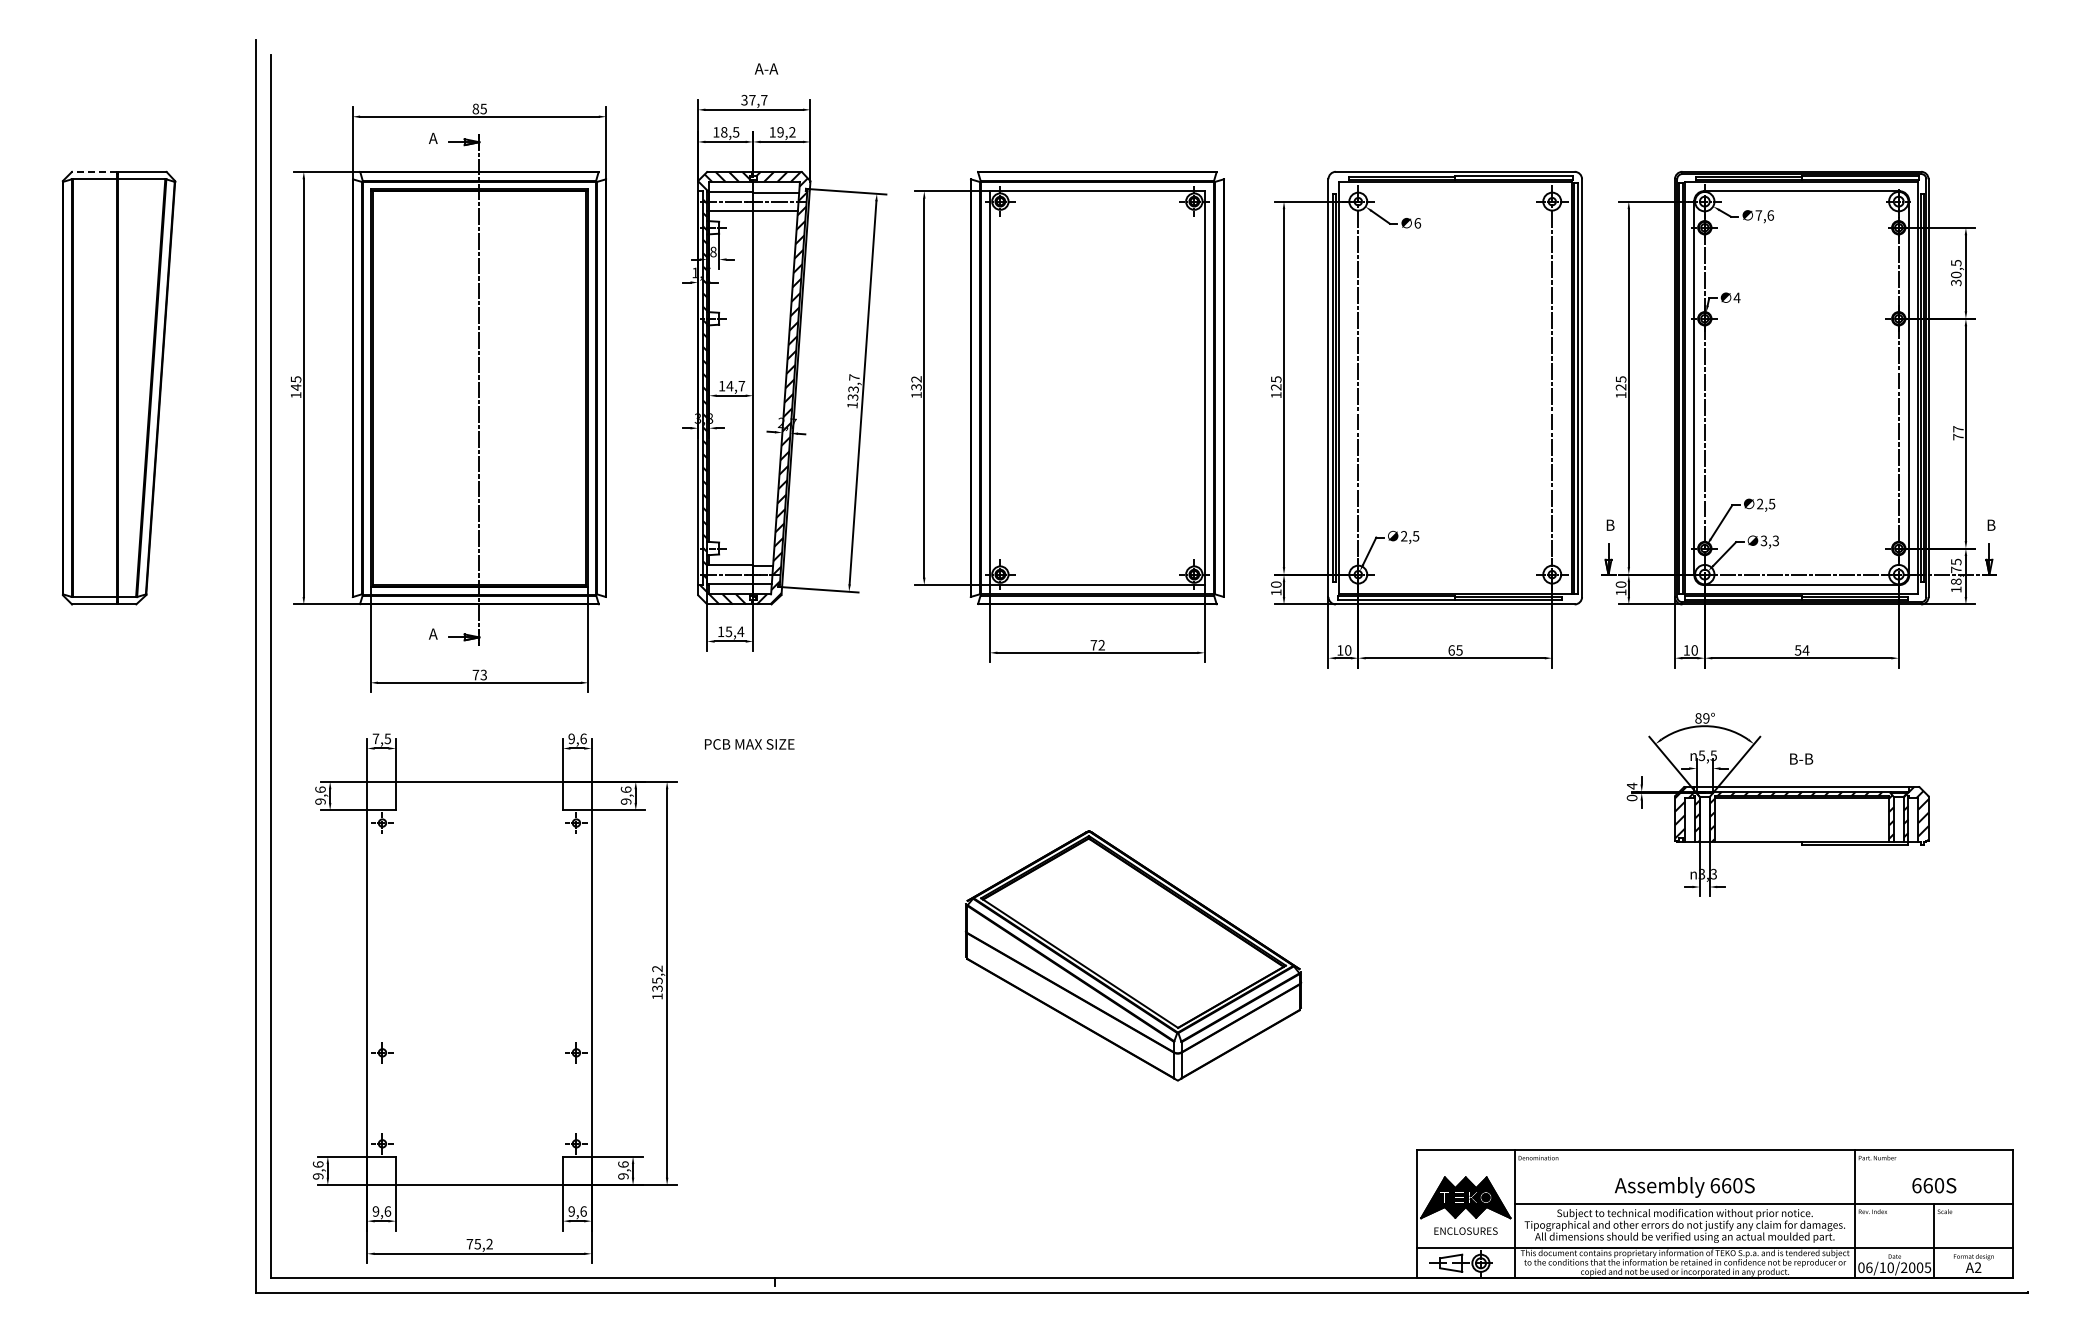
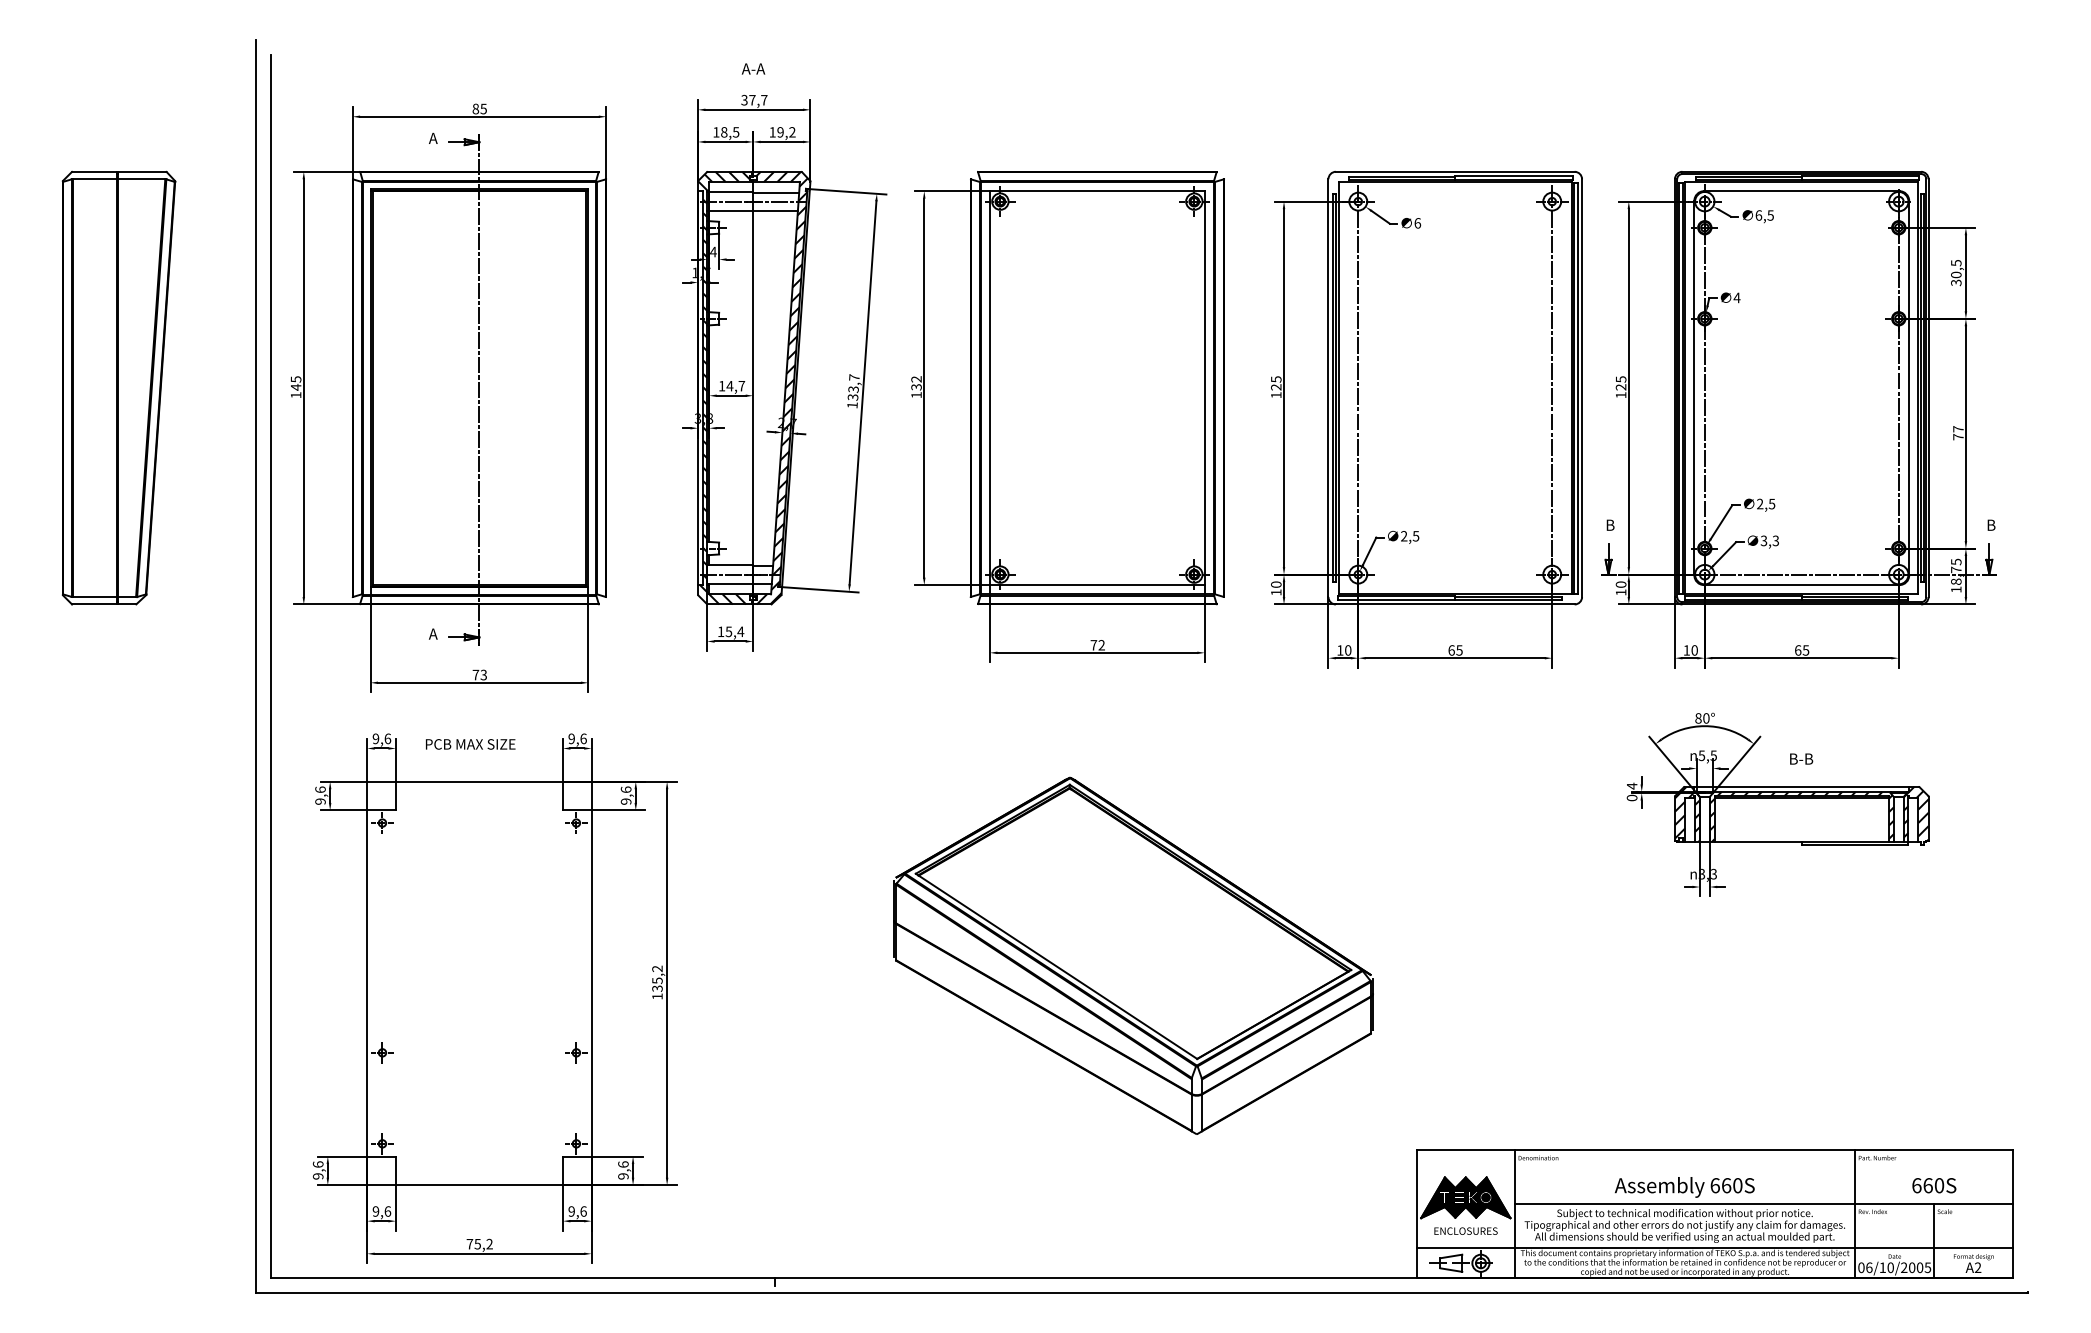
text position: (766, 68) -> (753, 68) (753, 68)
line: dashed -> solid (94, 171)
text: 7,6 -> 6,5 (1764, 215)
text: 8 -> 4 (713, 251)
text: 54 -> 65 (1801, 650)
text: 89° -> 80° (1706, 718)
text: 7,5 -> 9,6 (381, 738)
text position: (749, 744) -> (470, 744) (470, 744)
part size: 339x252 px -> 481x359 px (1133, 955)
